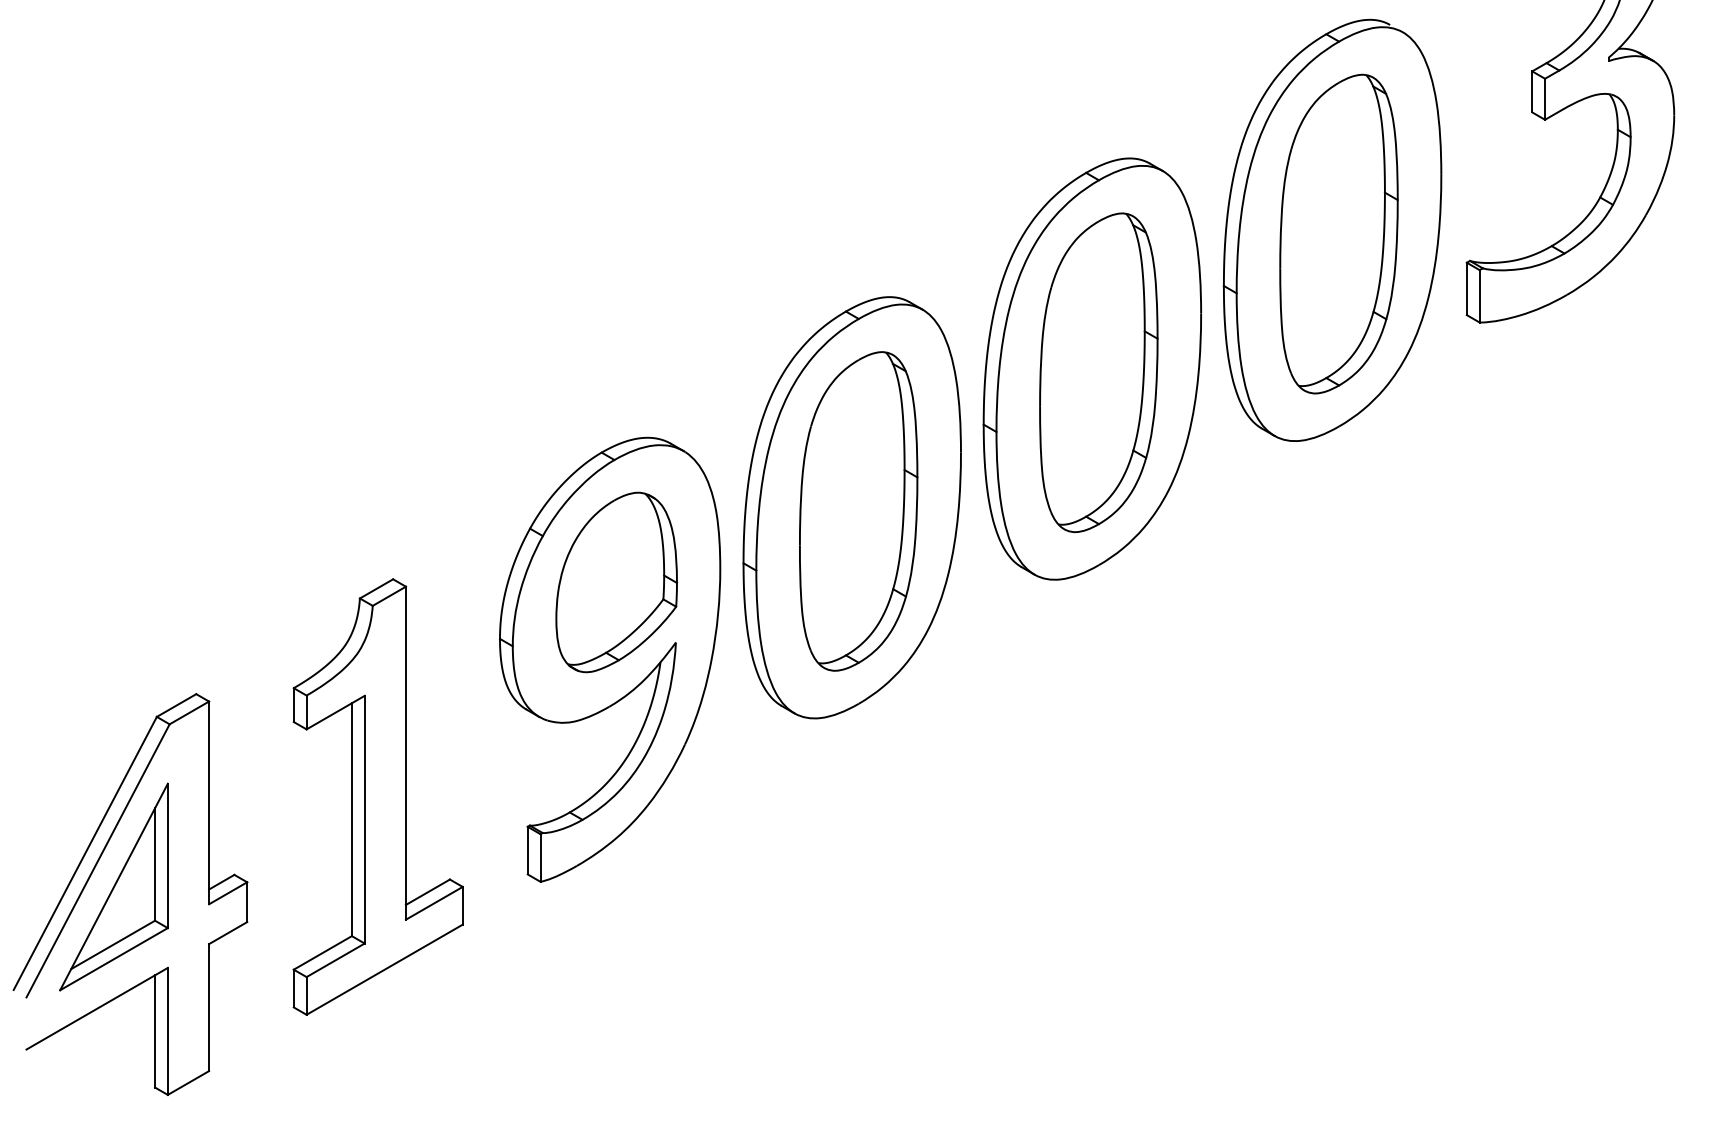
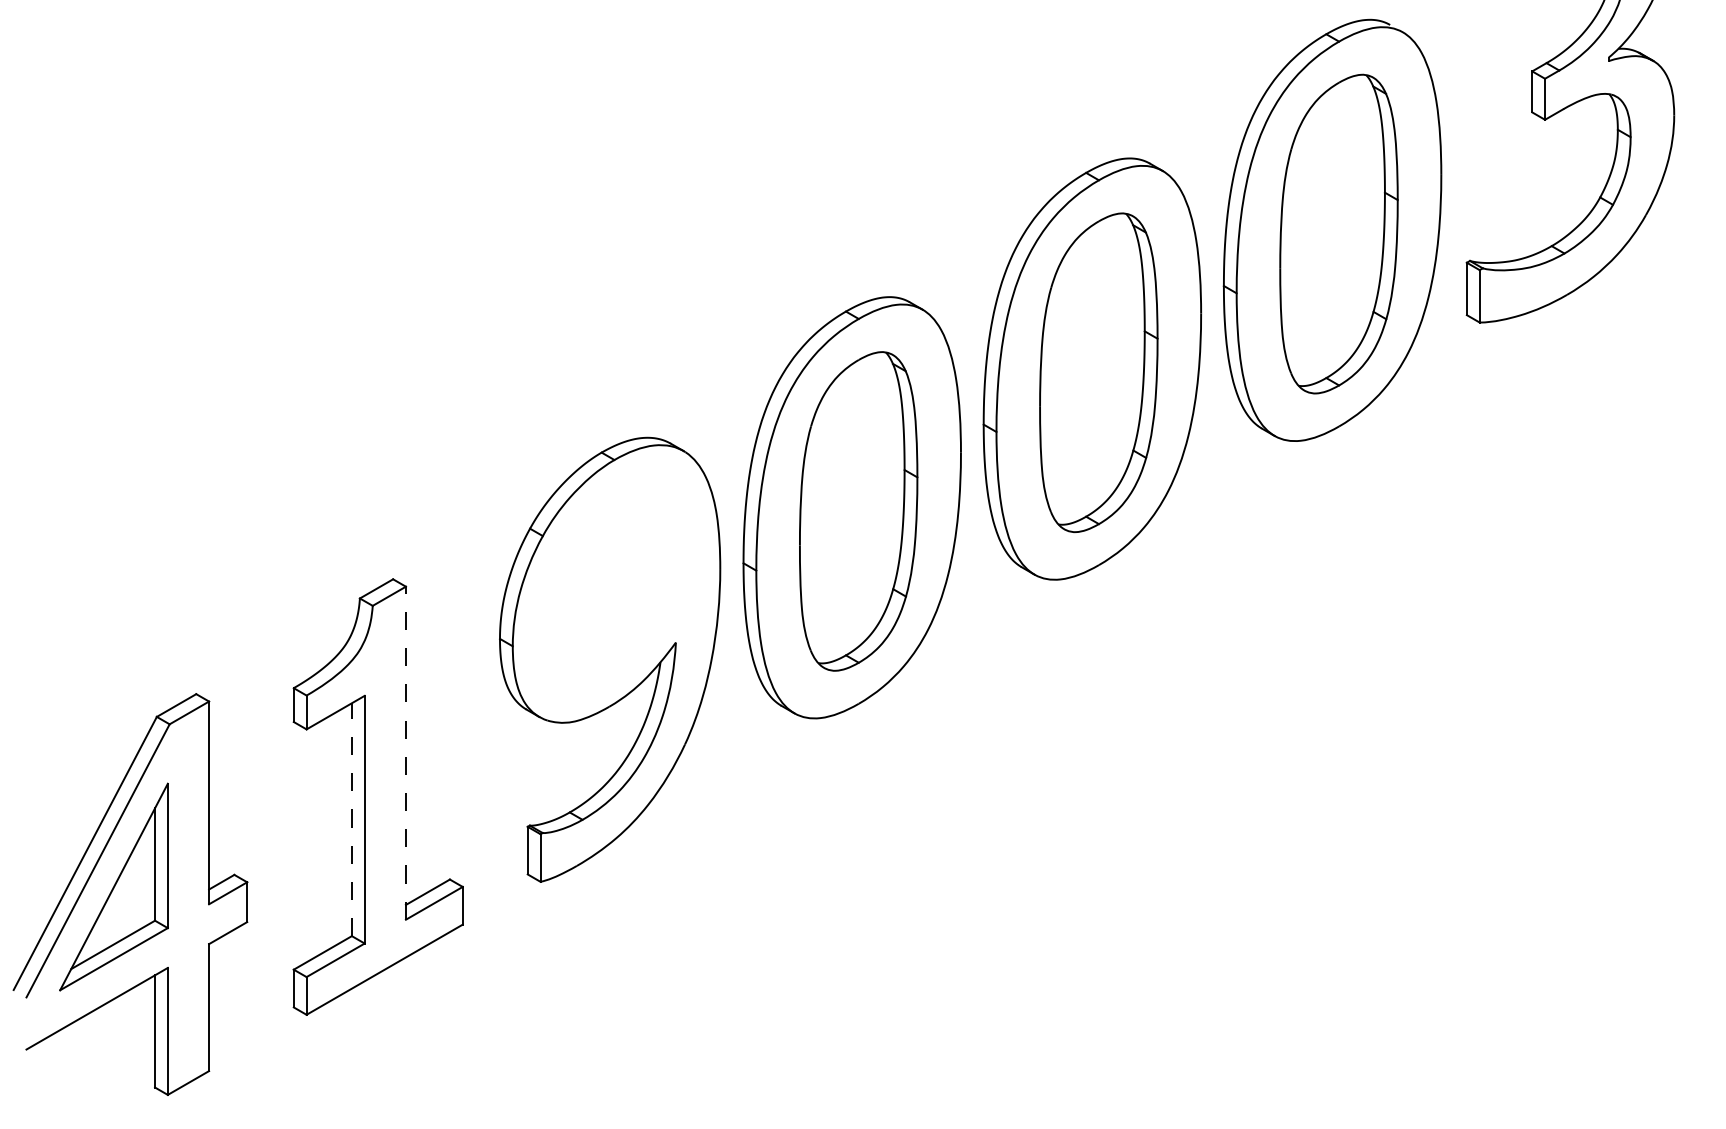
part: present -> none (616, 582)
line: solid -> dashed (405, 753)
line: solid -> dashed (351, 819)
